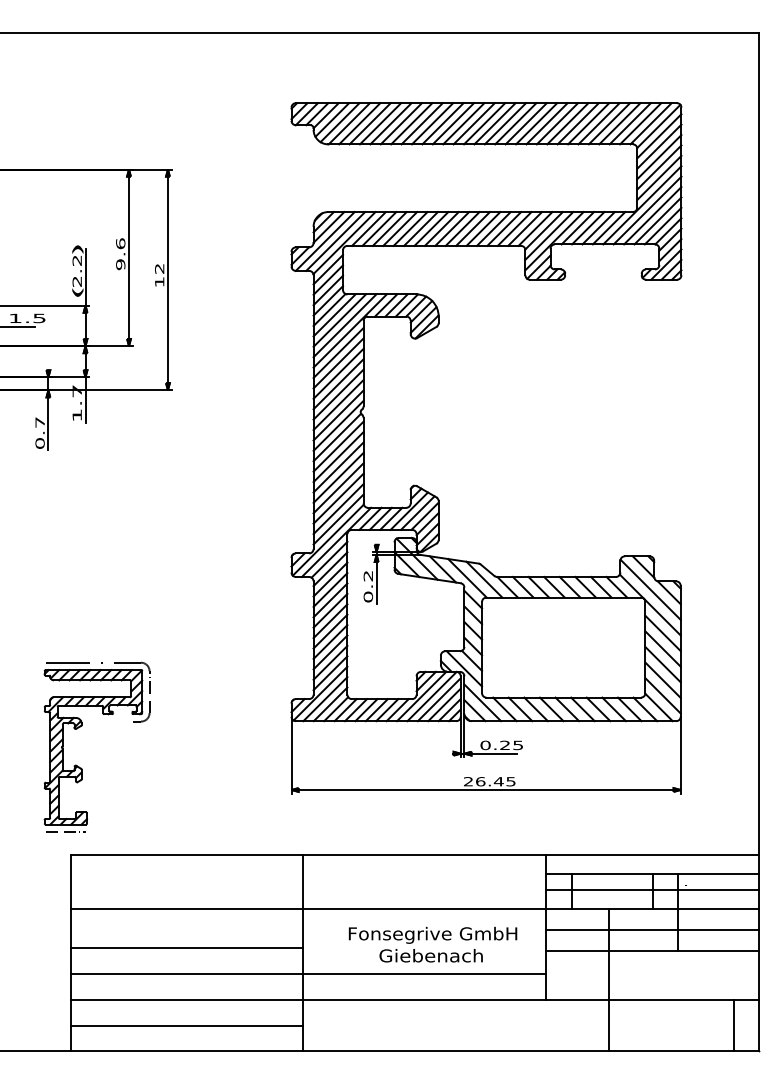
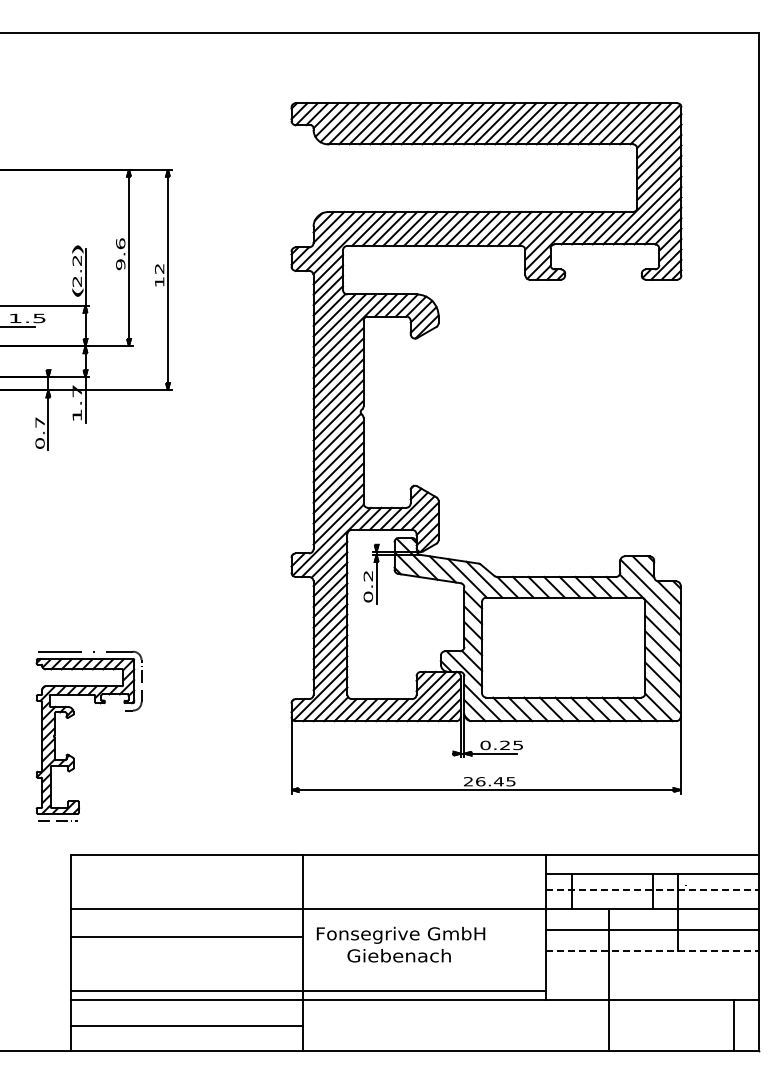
part position: (82, 726) -> (74, 715) (74, 715)
line: solid -> dashed (652, 889)
text position: (433, 944) -> (401, 944) (401, 944)
line position: (187, 948) -> (187, 937) (187, 937)
line: solid -> dashed (652, 950)
line position: (308, 974) -> (308, 991) (308, 991)
